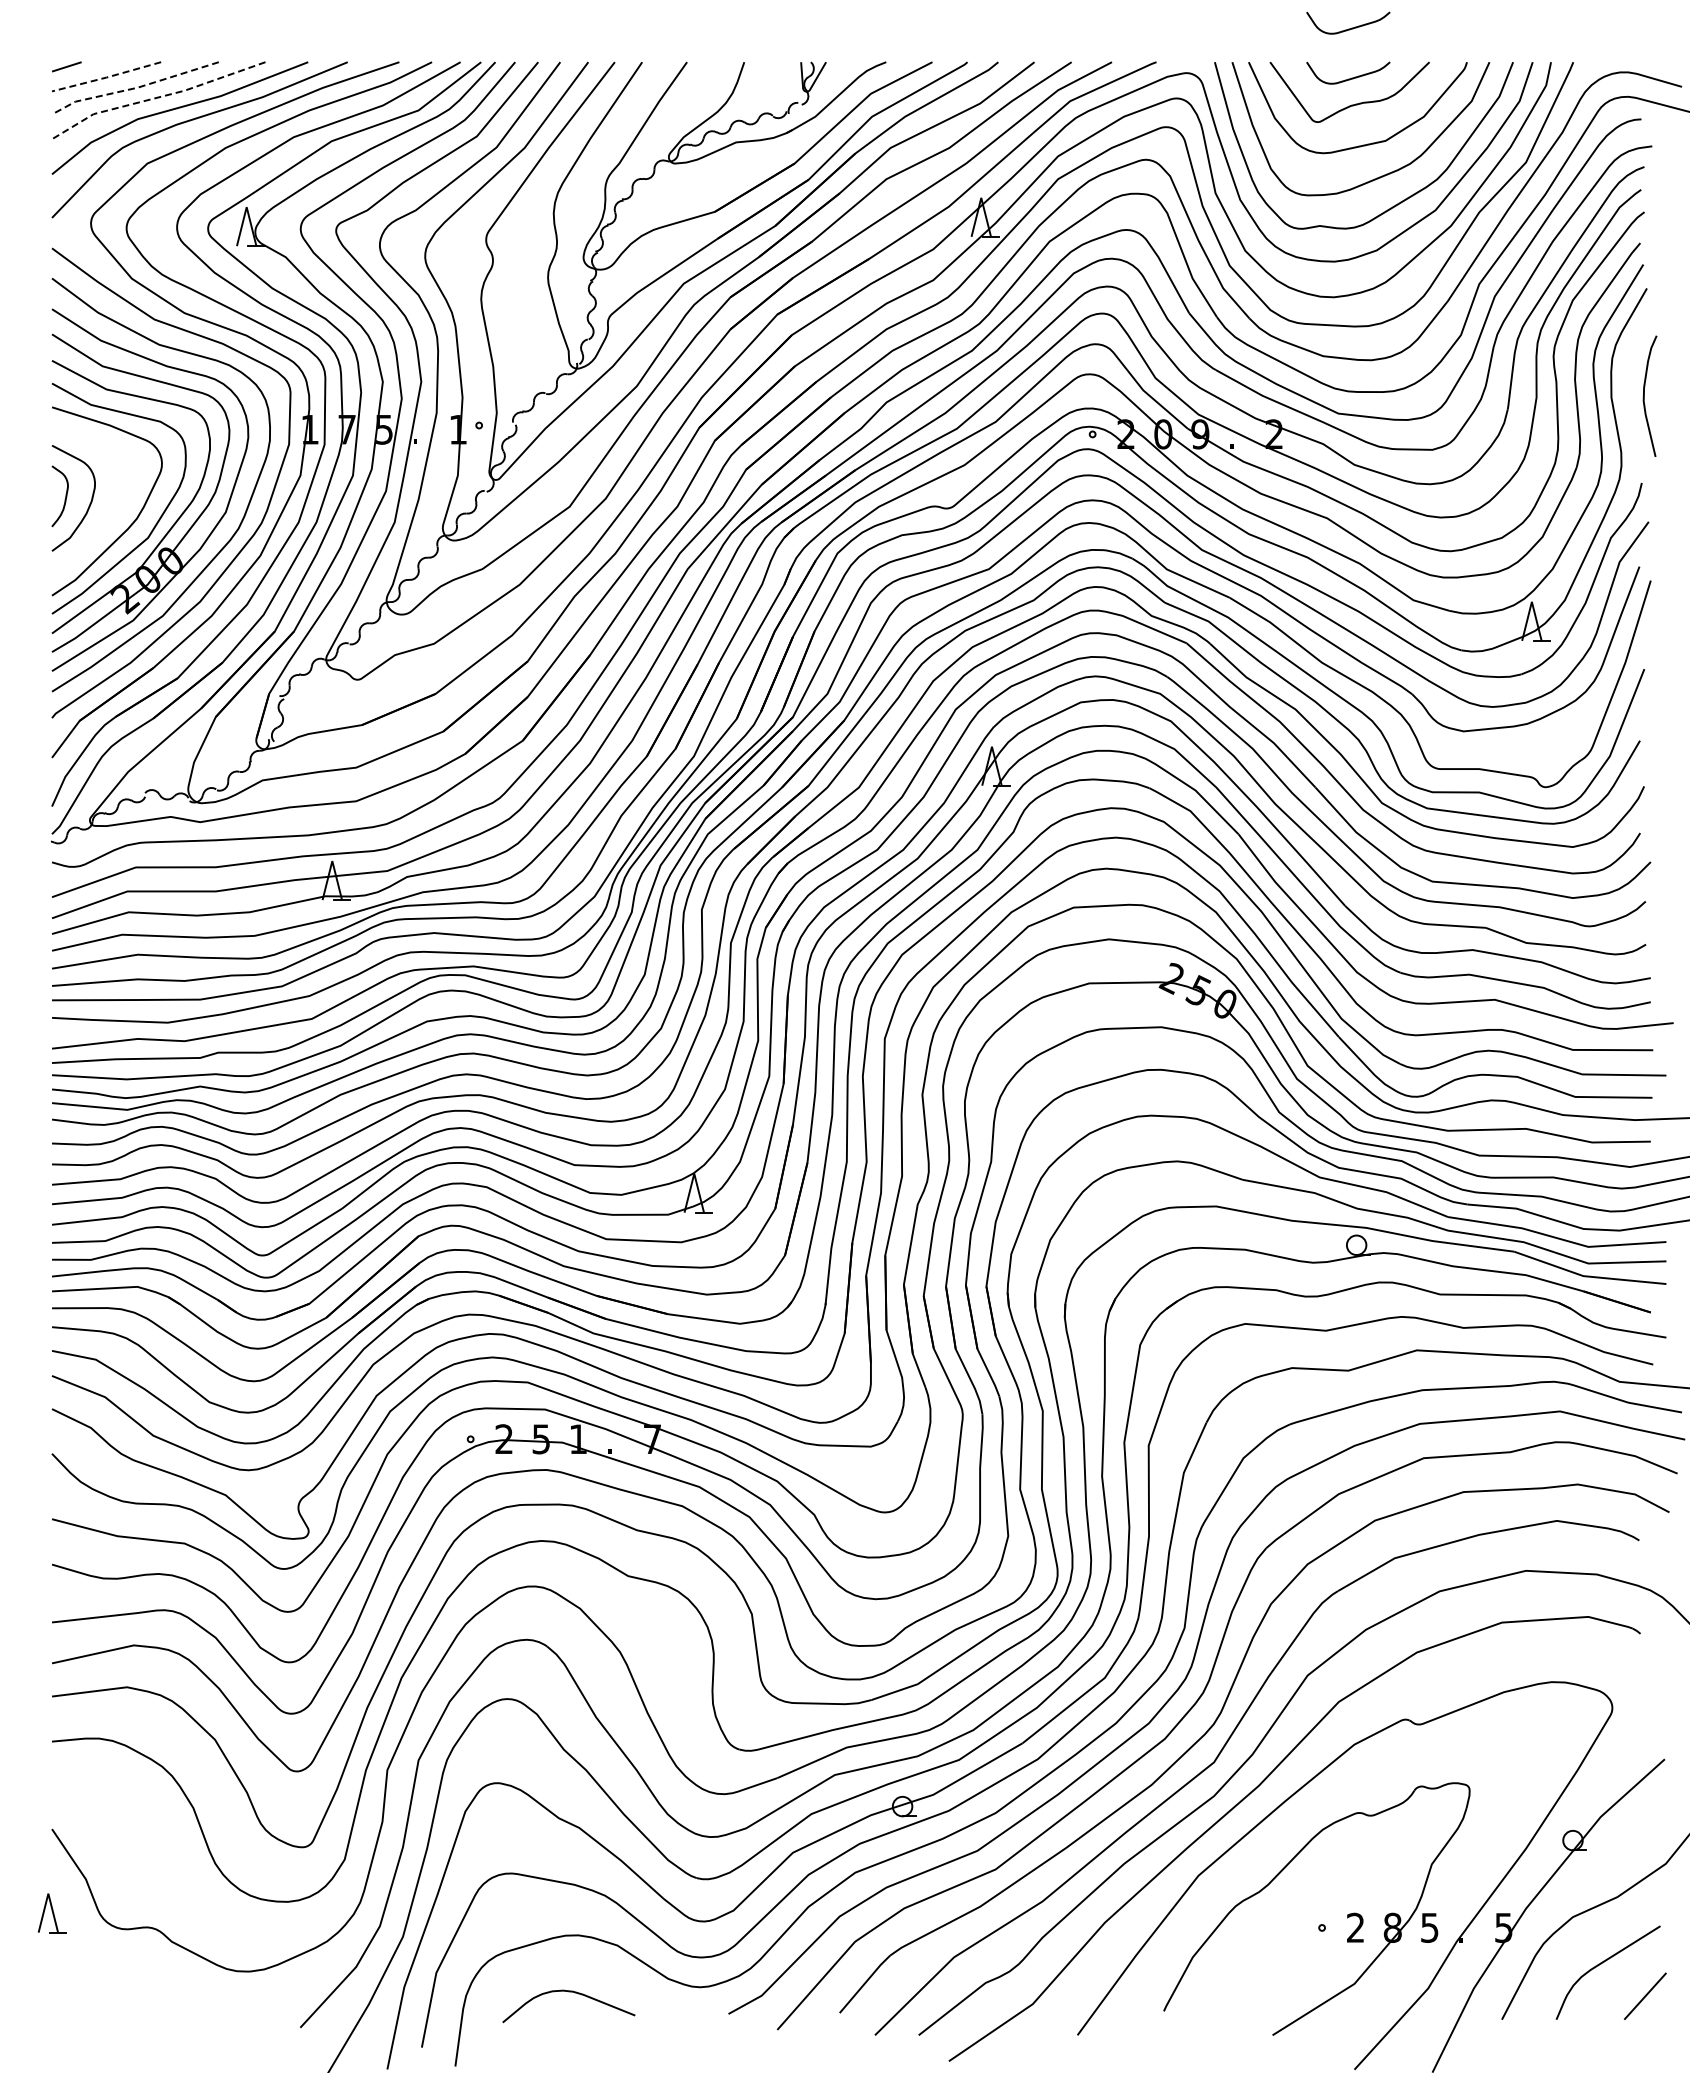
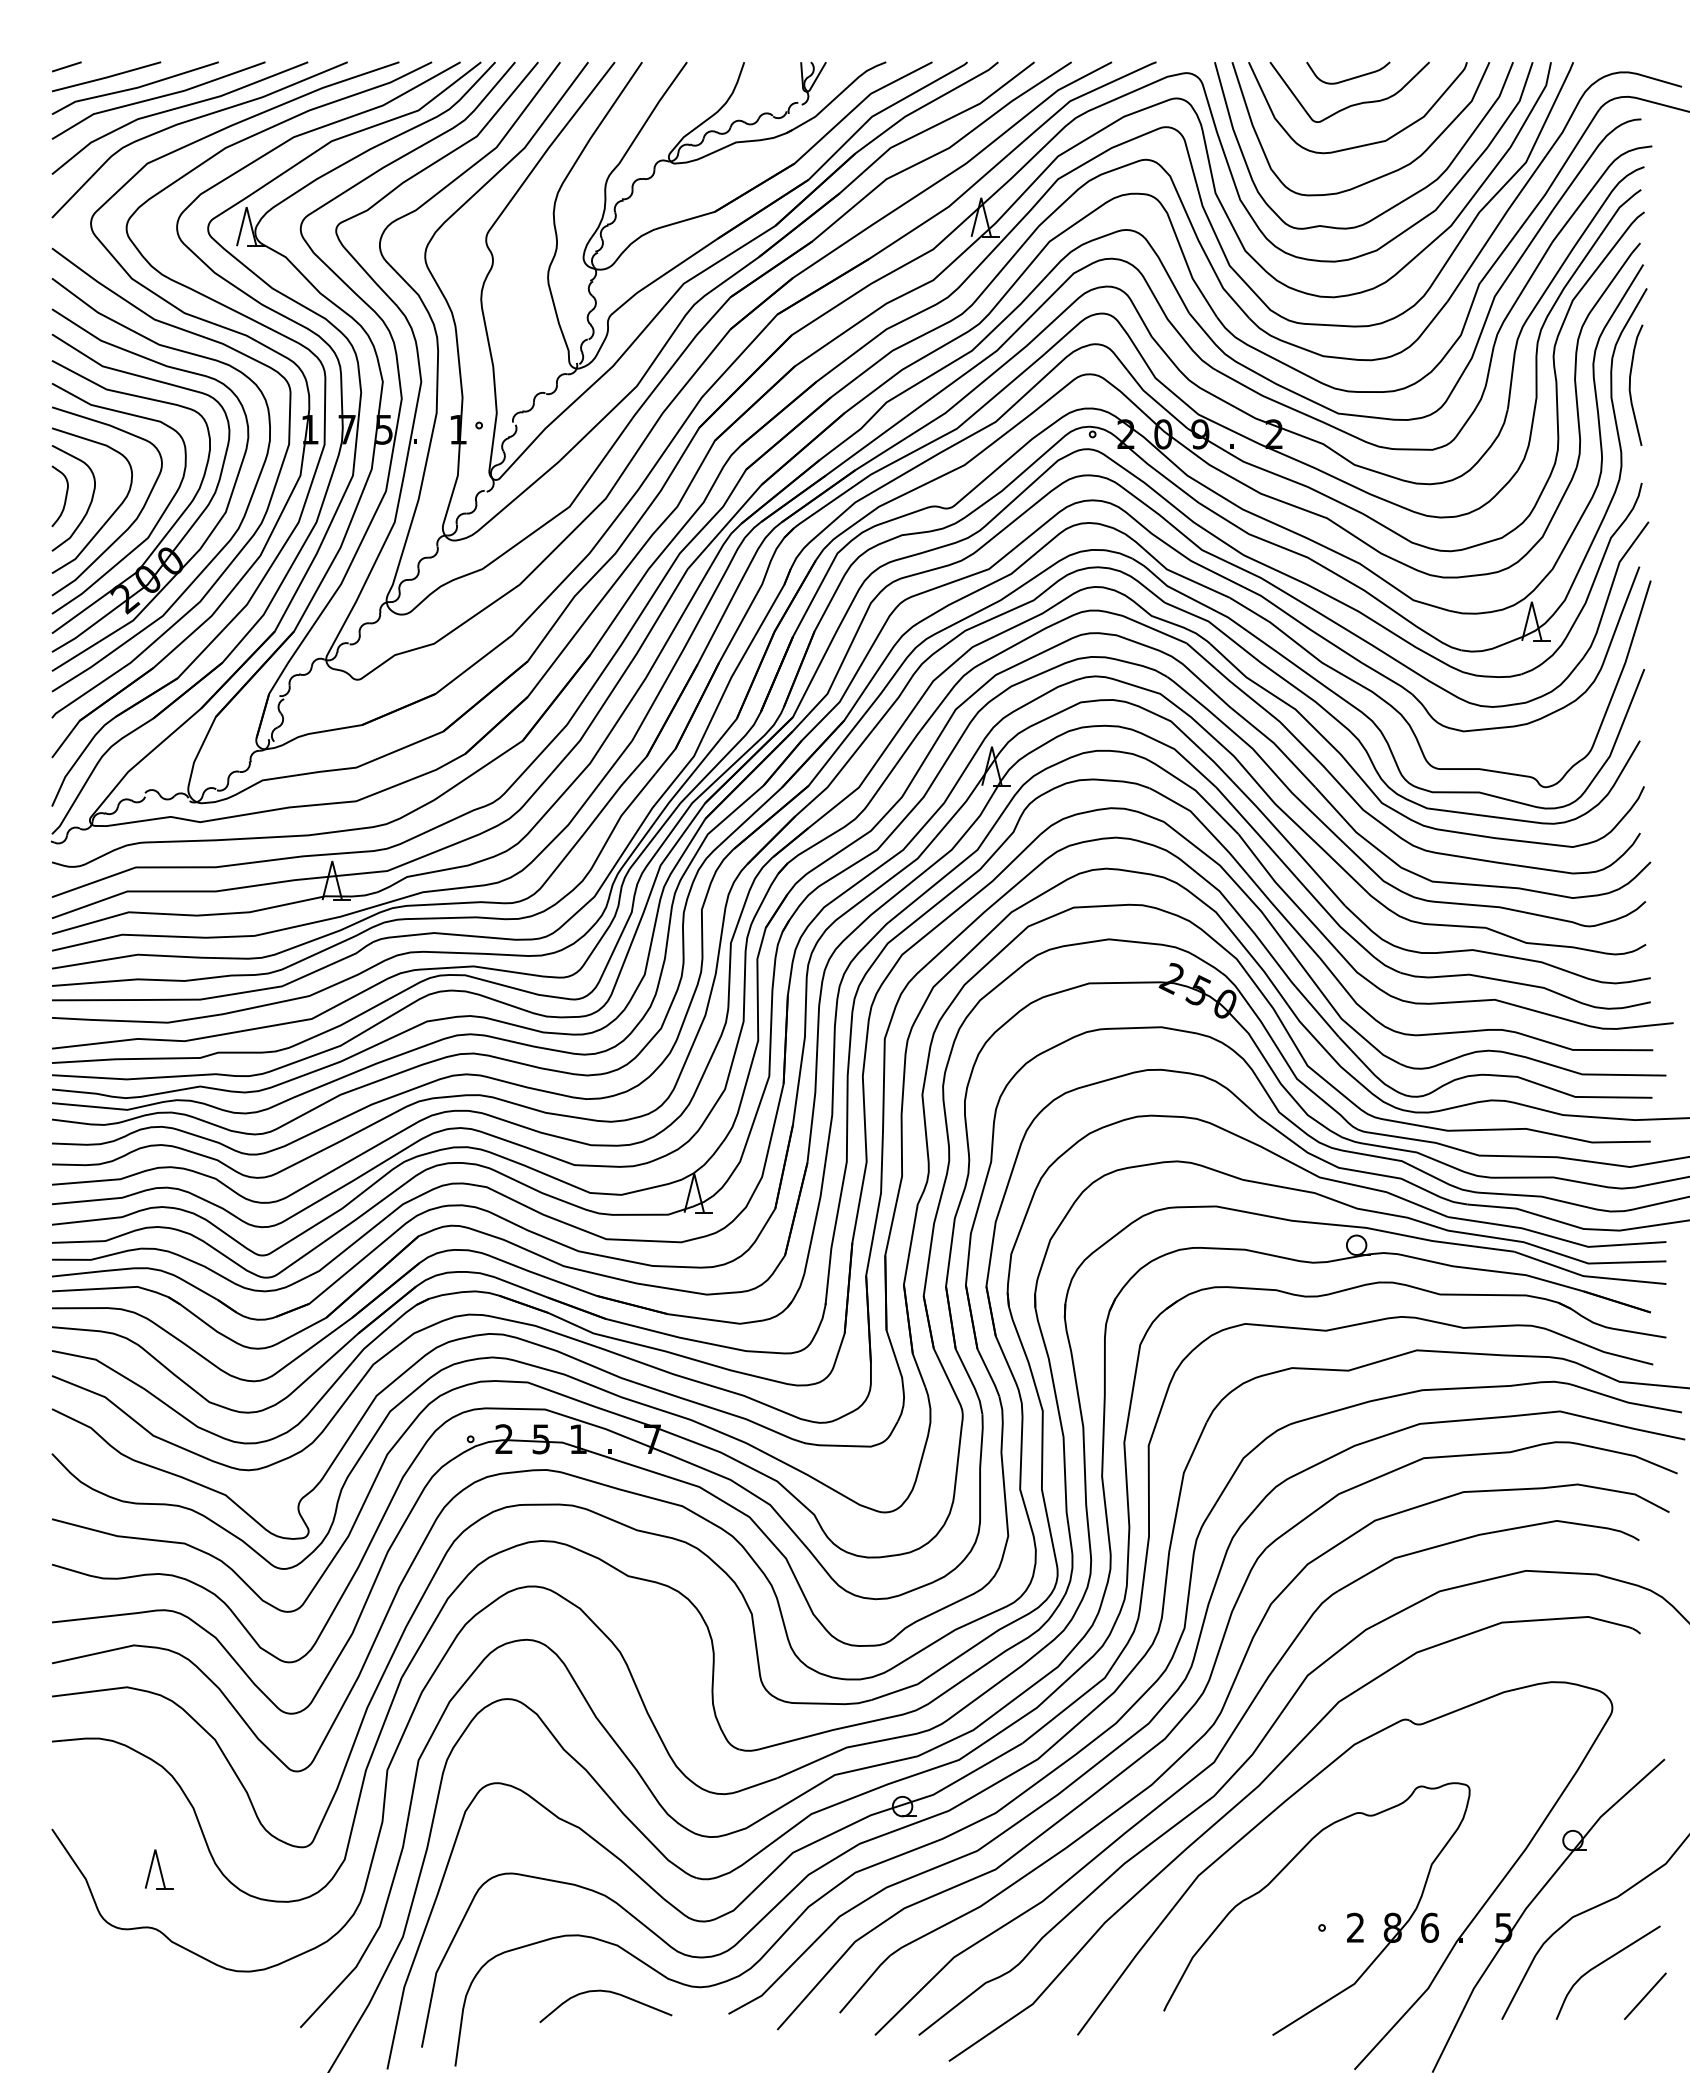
curve: present -> none (1351, 27)
line: dashed -> solid (106, 77)
line: dashed -> solid (134, 88)
line: dashed -> solid (156, 97)
curve position: (1644, 395) -> (1630, 384) (1630, 384)
curve: none -> present (109, 516)
part position: (52, 1913) -> (159, 1869) (159, 1869)
text: 5 -> 6 (1430, 1927)
curve position: (568, 1992) -> (605, 1992) (605, 1992)
